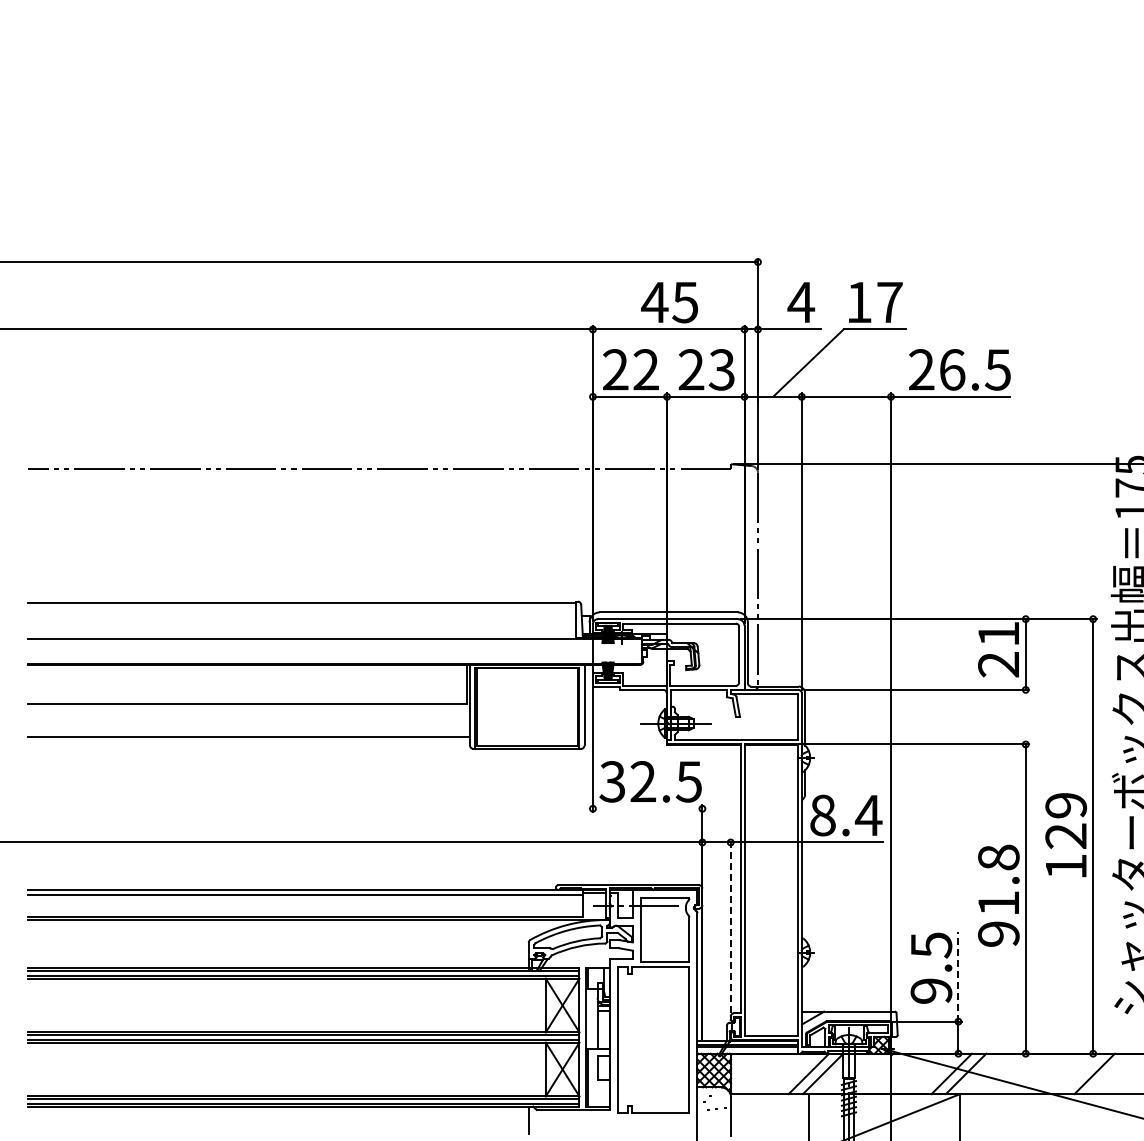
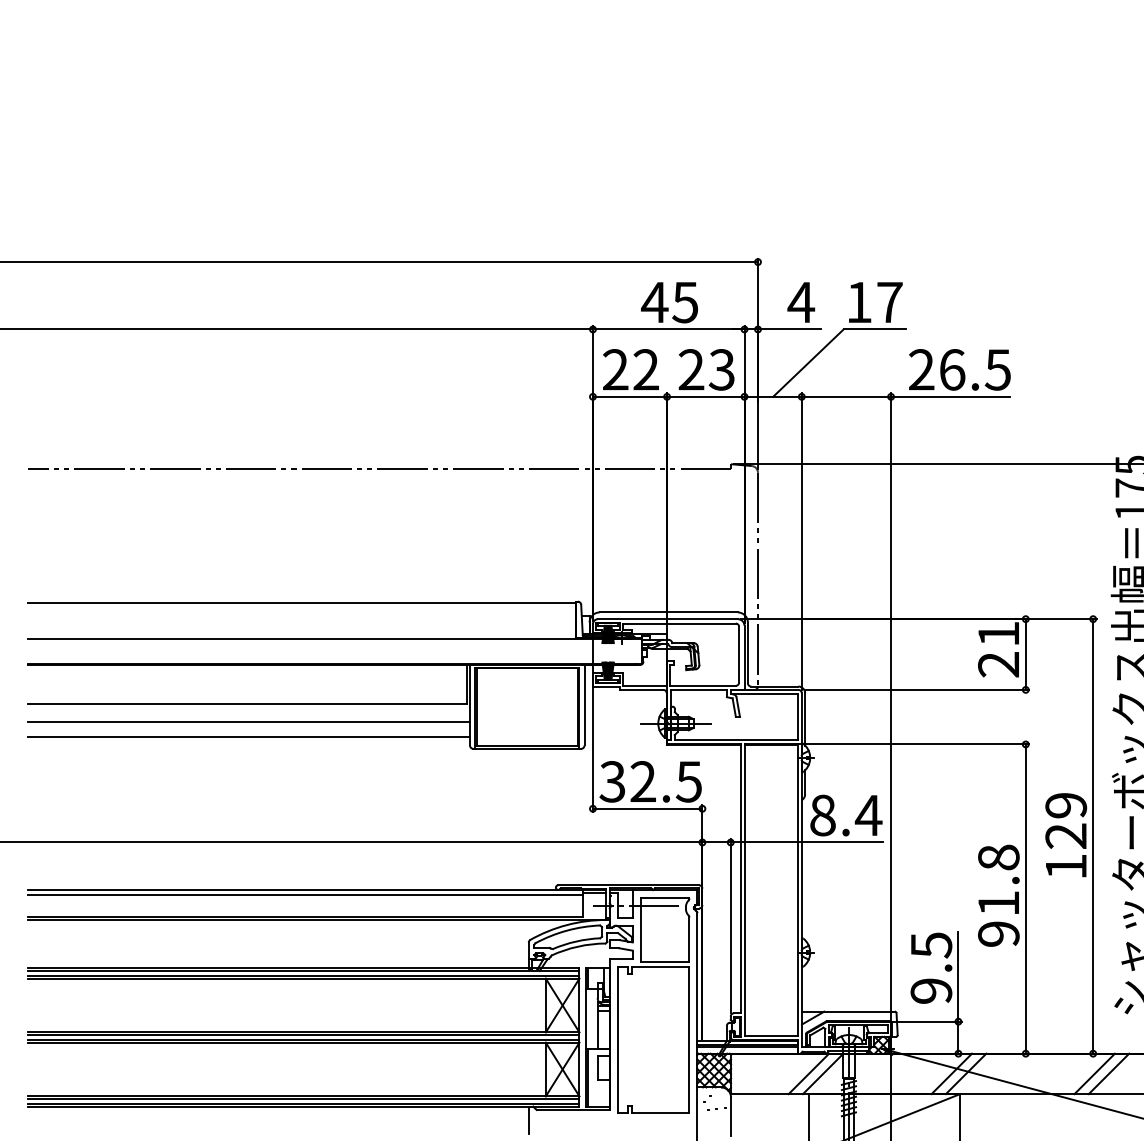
line: none -> present (248, 722)
line: none -> present (647, 808)
line: dashed -> solid (730, 926)
line: dashed -> solid (958, 976)
line: none -> present (1108, 1073)
